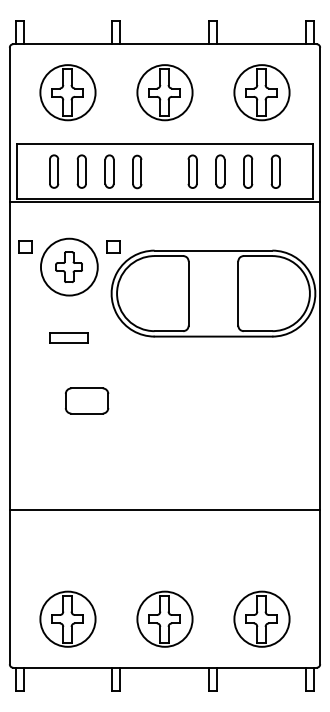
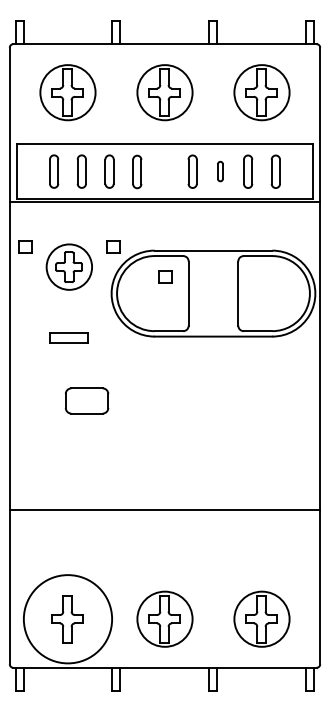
part size: 11x35 px -> 7x23 px (220, 171)
circle diameter: 57 px -> 45 px (69, 266)
part: none -> present (165, 276)
circle diameter: 55 px -> 88 px (67, 619)
